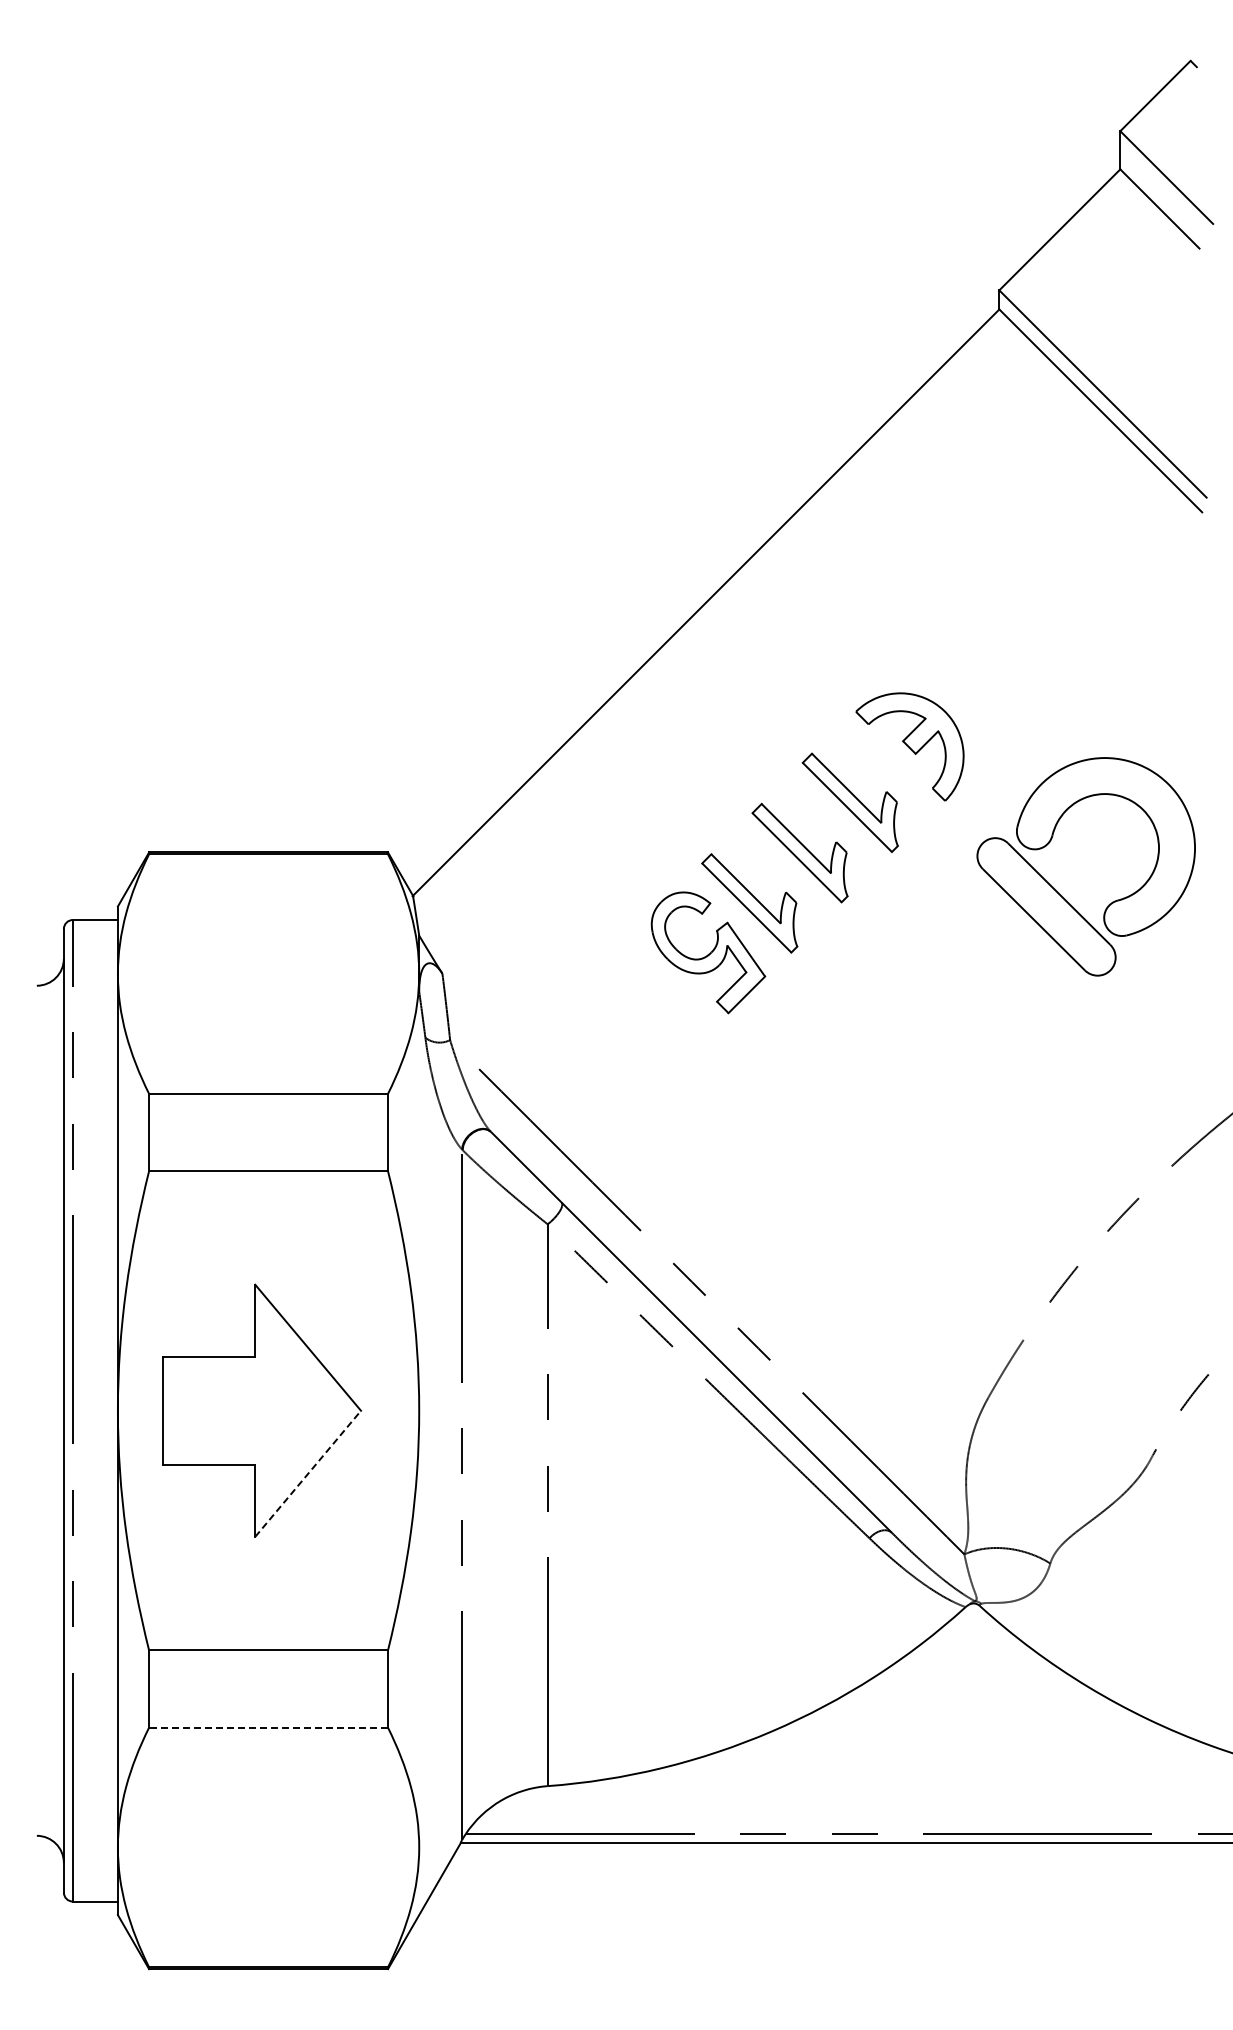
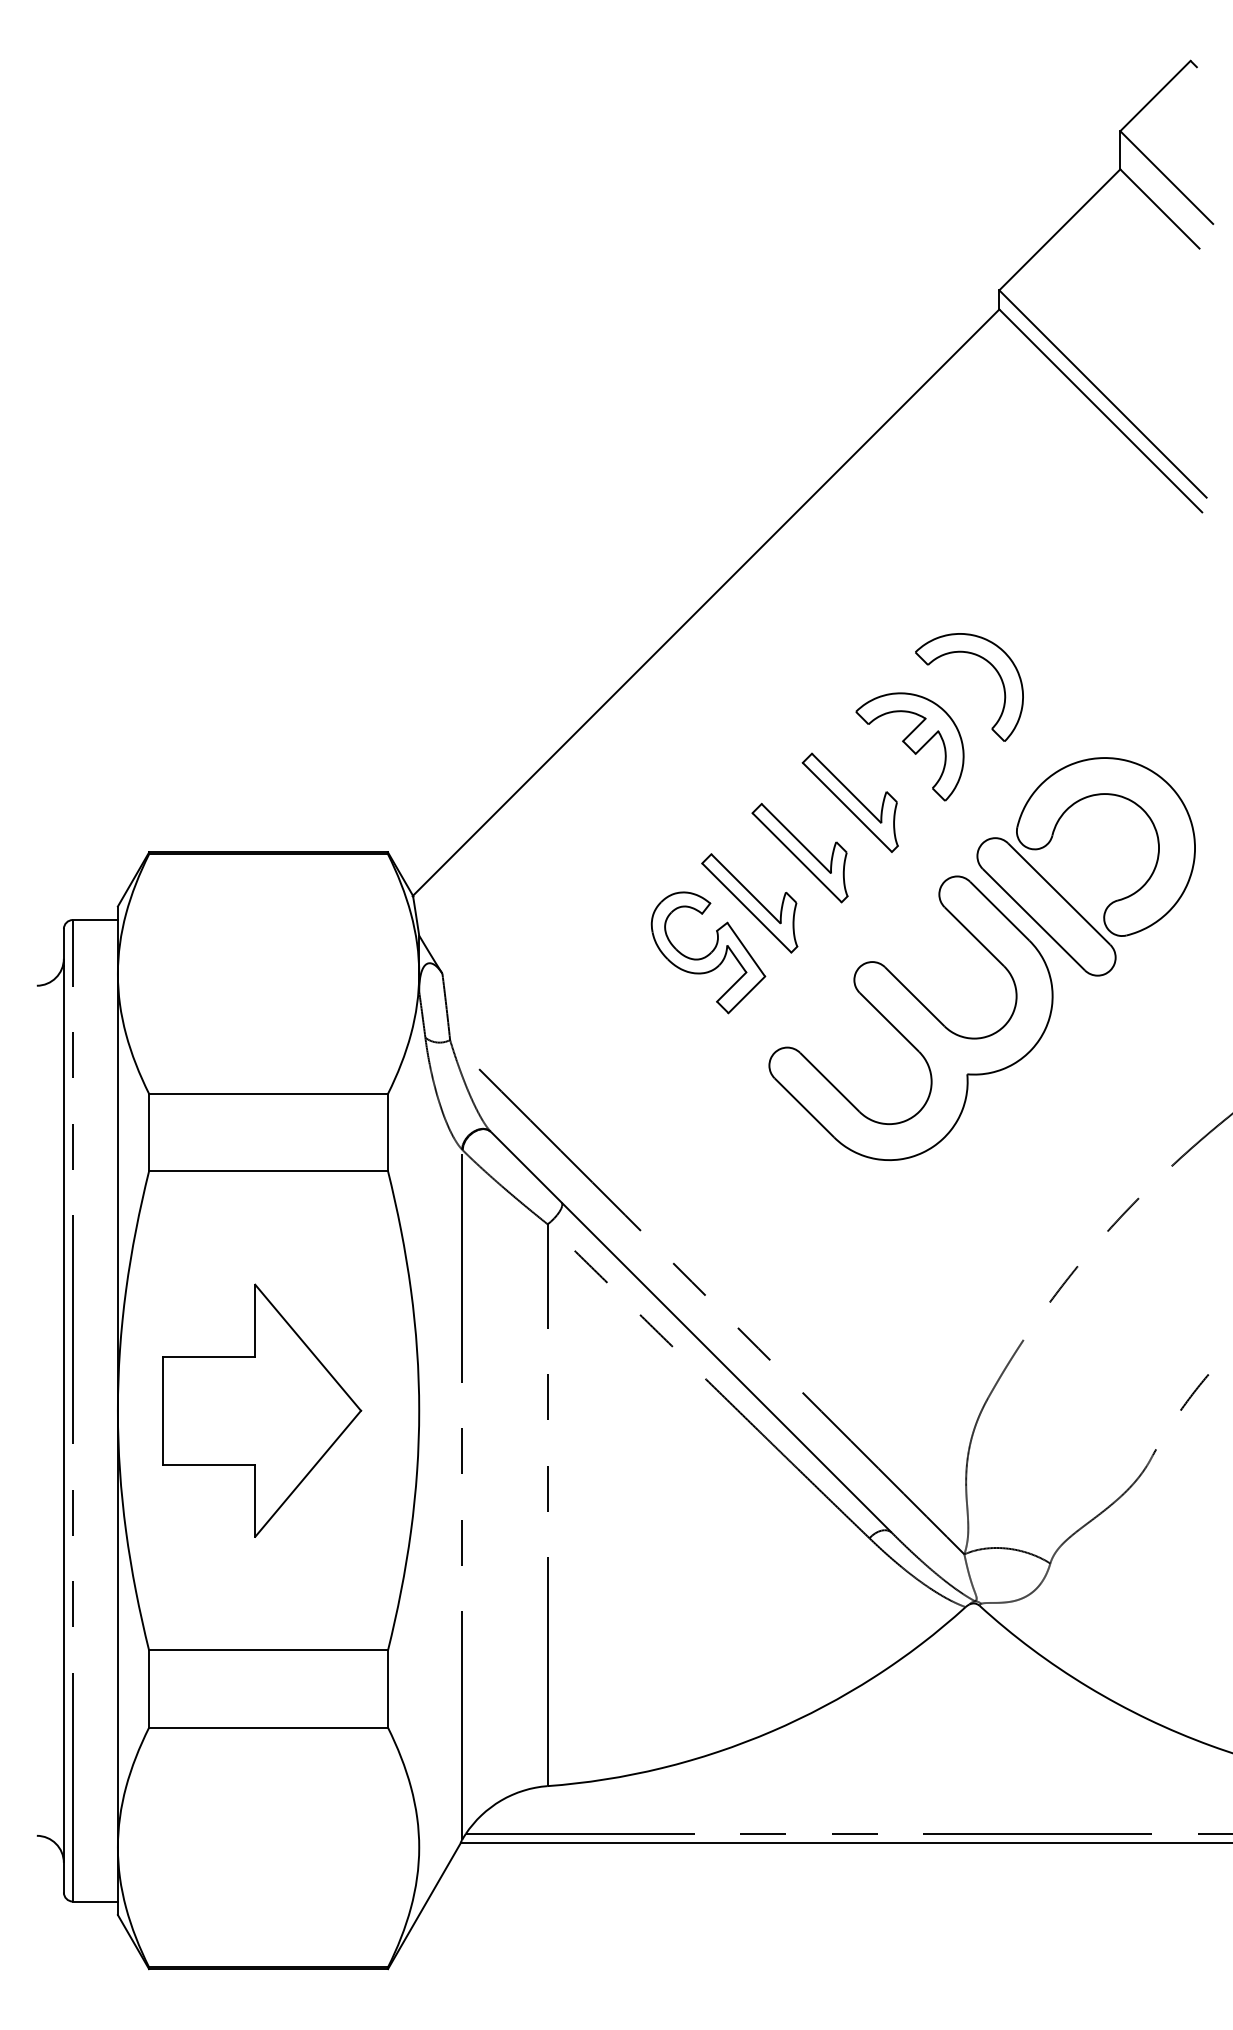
part: none -> present (988, 663)
part: none -> present (910, 1017)
line: dashed -> solid (308, 1473)
line: dashed -> solid (268, 1727)
